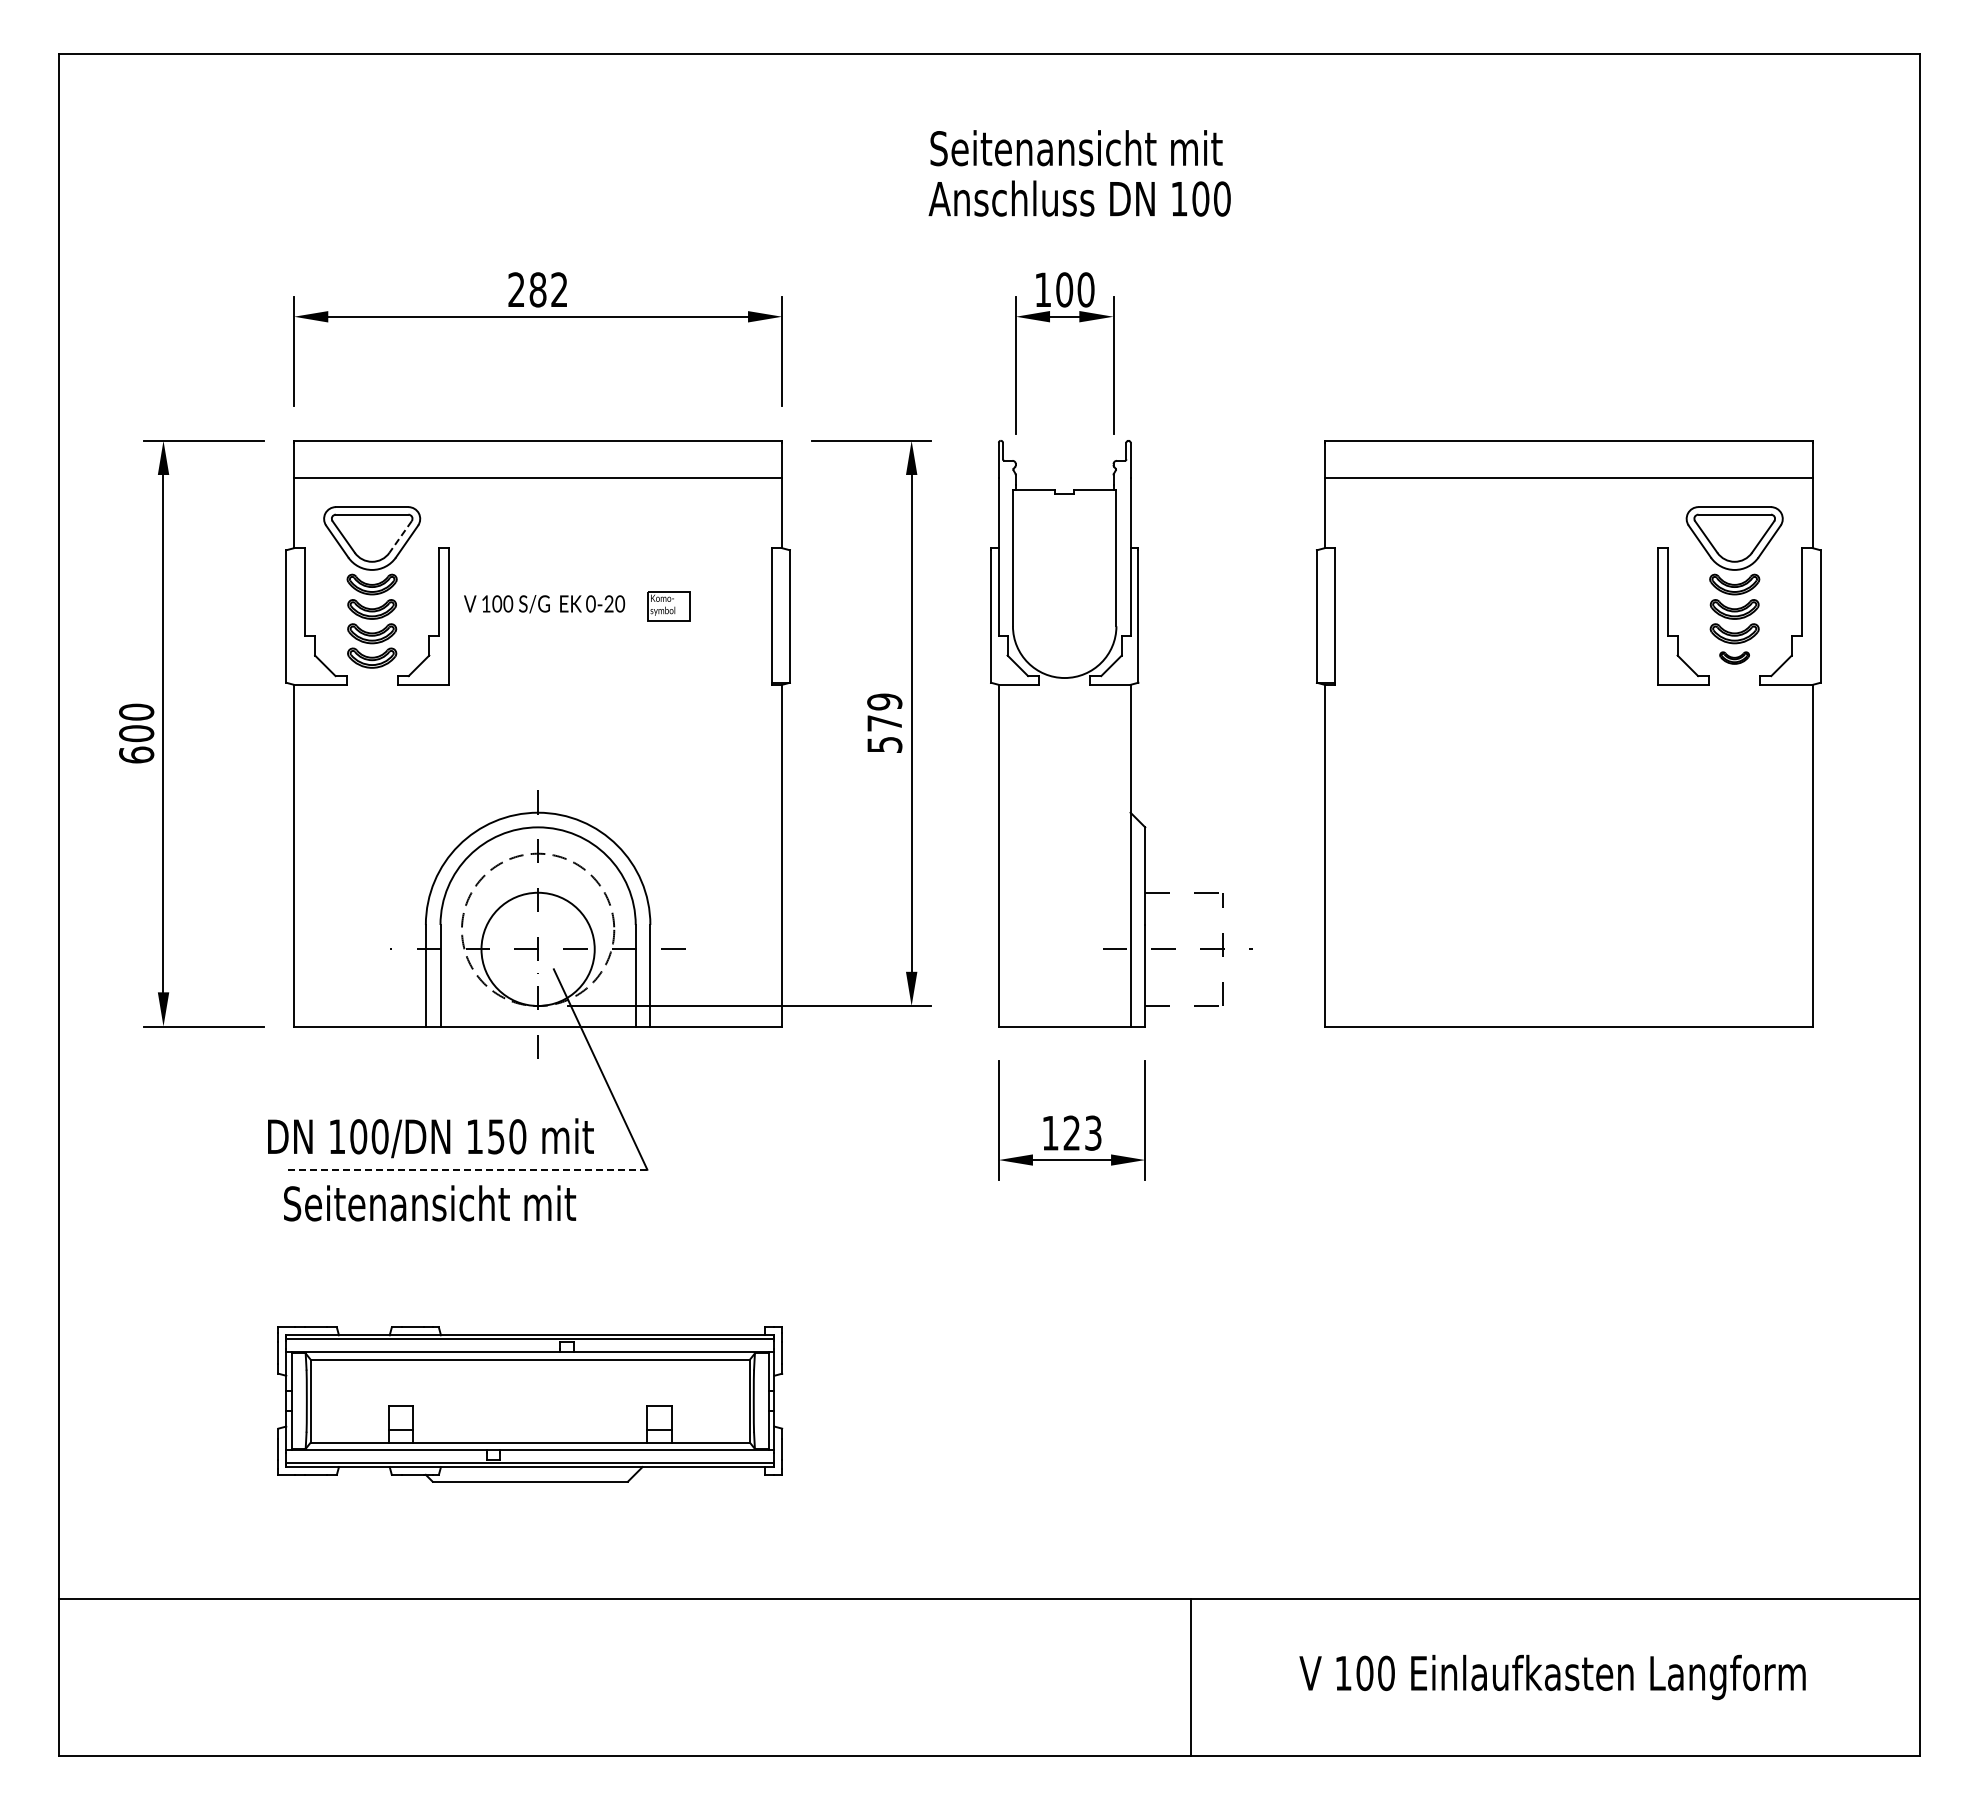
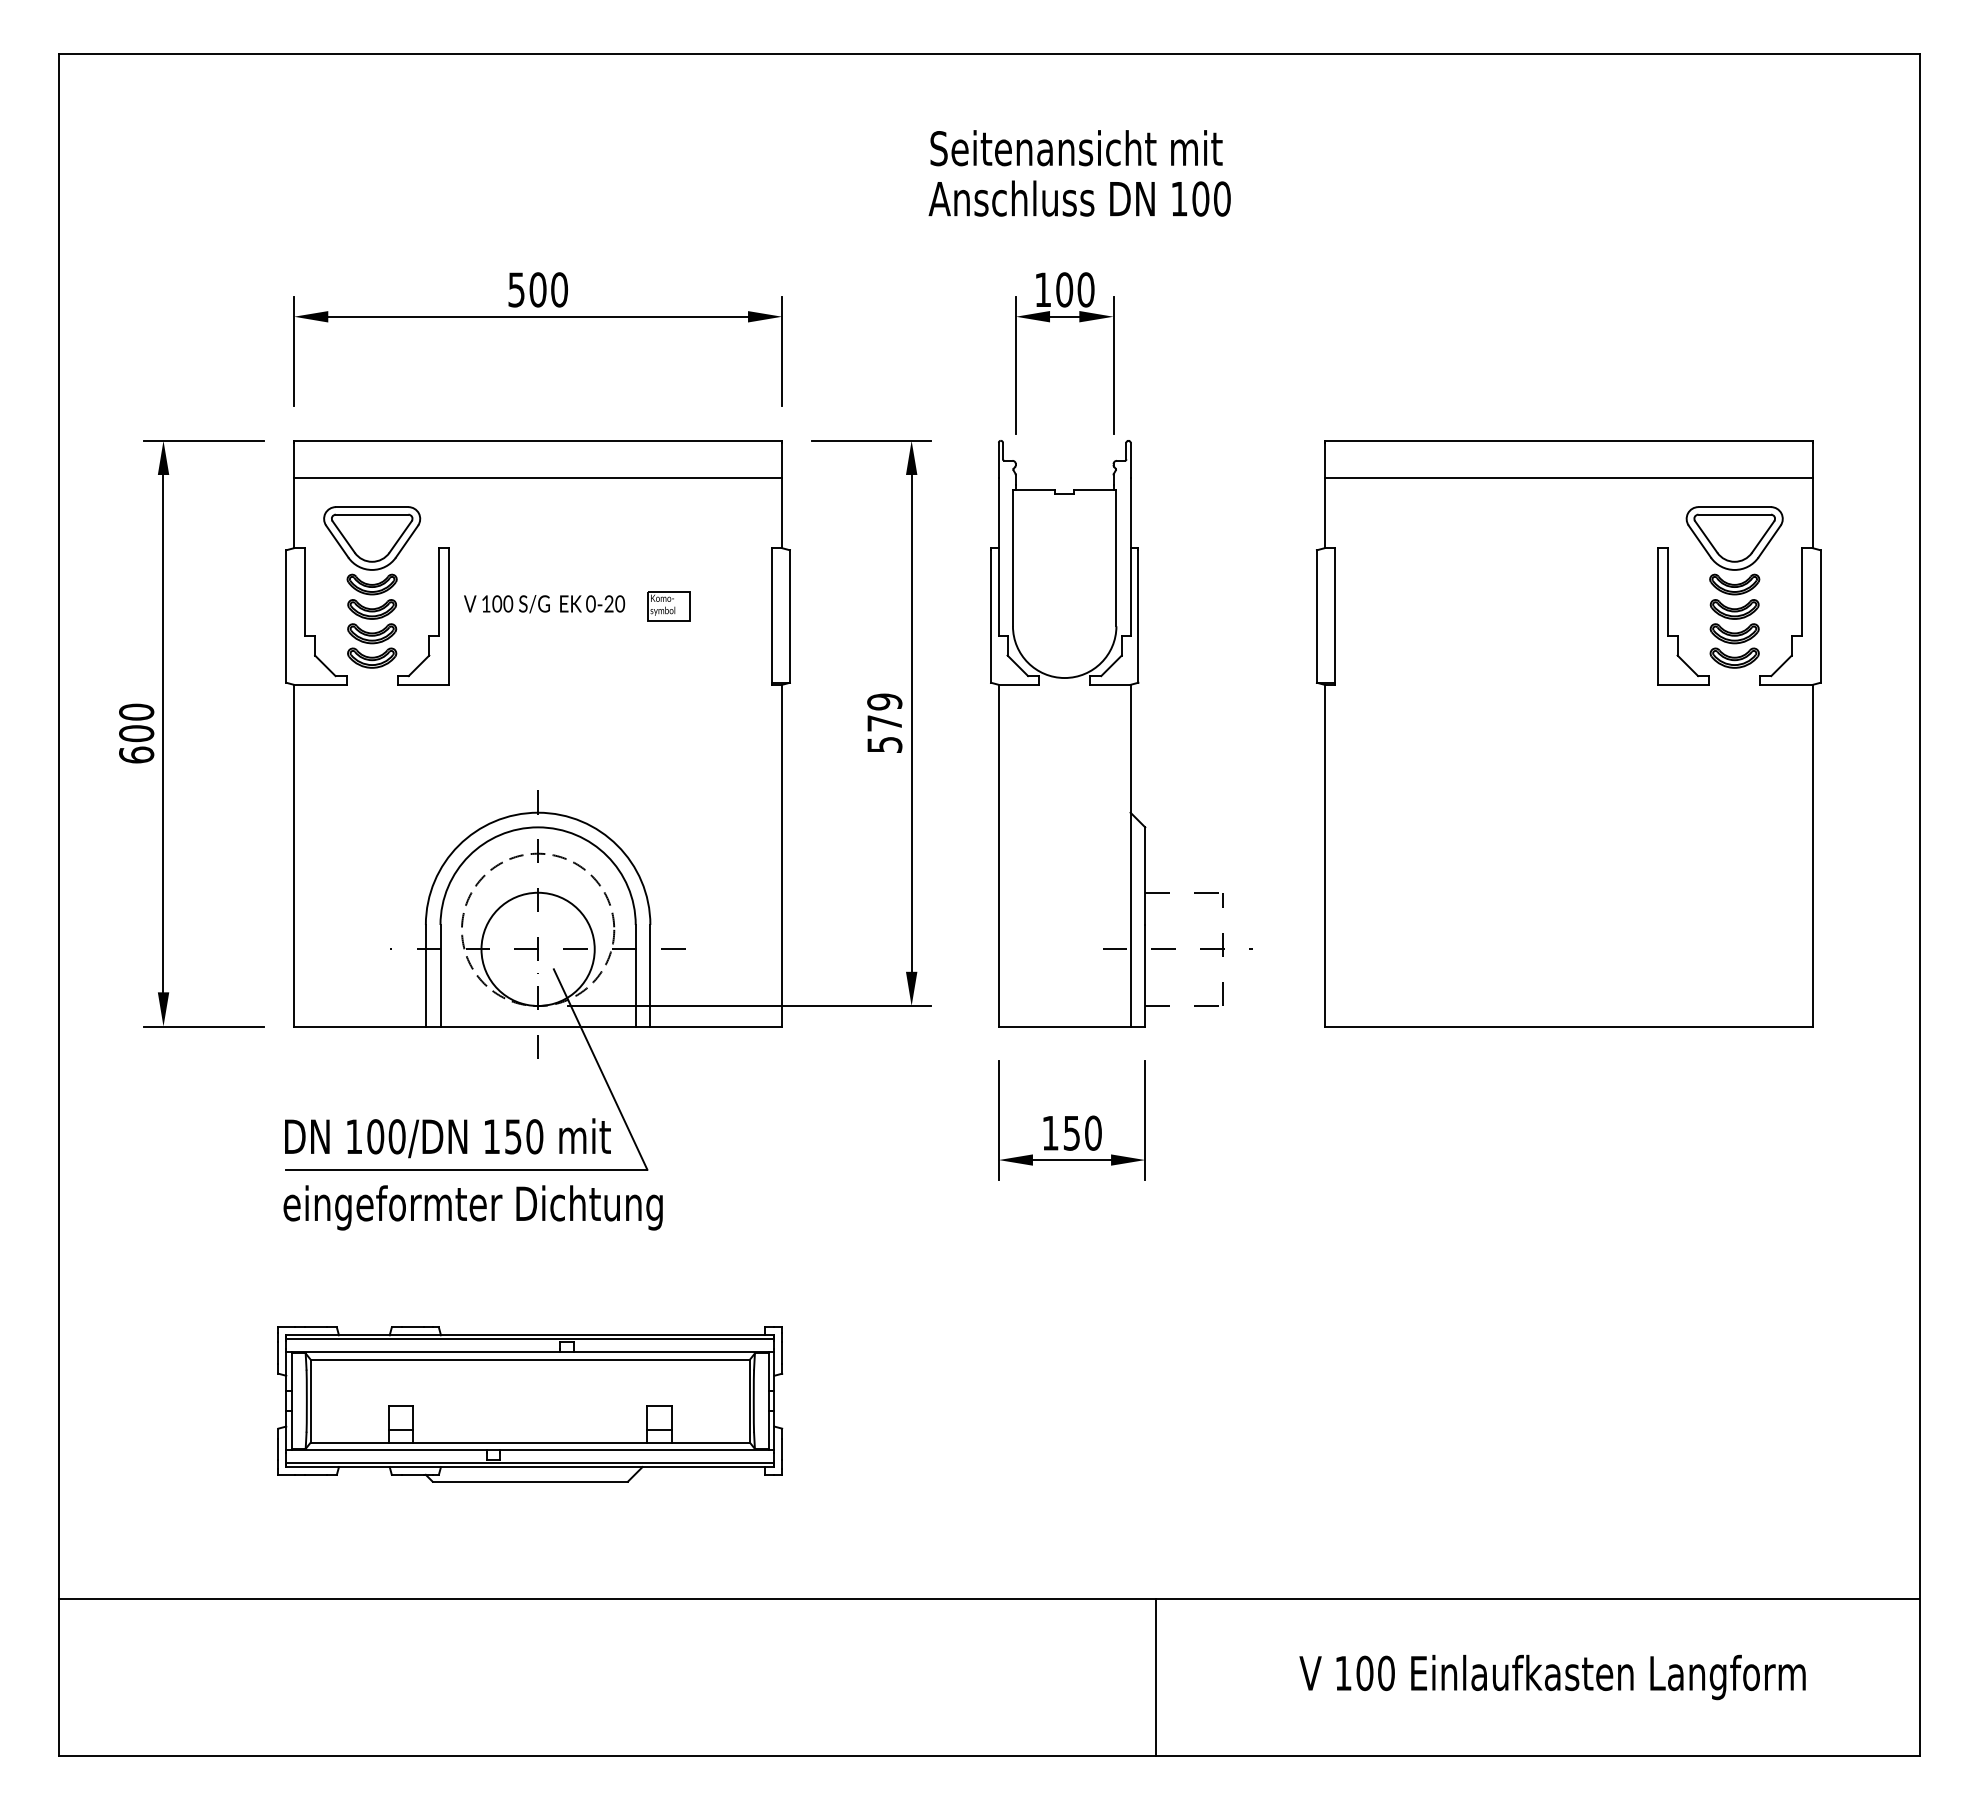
text: 282 -> 500 (537, 289)
line: dashed -> solid (400, 537)
part size: 31x14 px -> 51x22 px (1734, 657)
text: 123 -> 150 (1082, 1132)
text position: (430, 1138) -> (447, 1138) (447, 1138)
line: dashed -> solid (466, 1169)
text: Seitenansicht mit -> eingeformter Dichtung (472, 1207)
line position: (1191, 1676) -> (1156, 1676) (1156, 1676)
